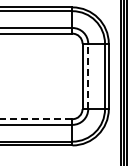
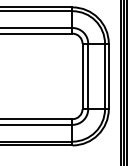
line: dashed -> solid (88, 76)
line: dashed -> solid (36, 119)
